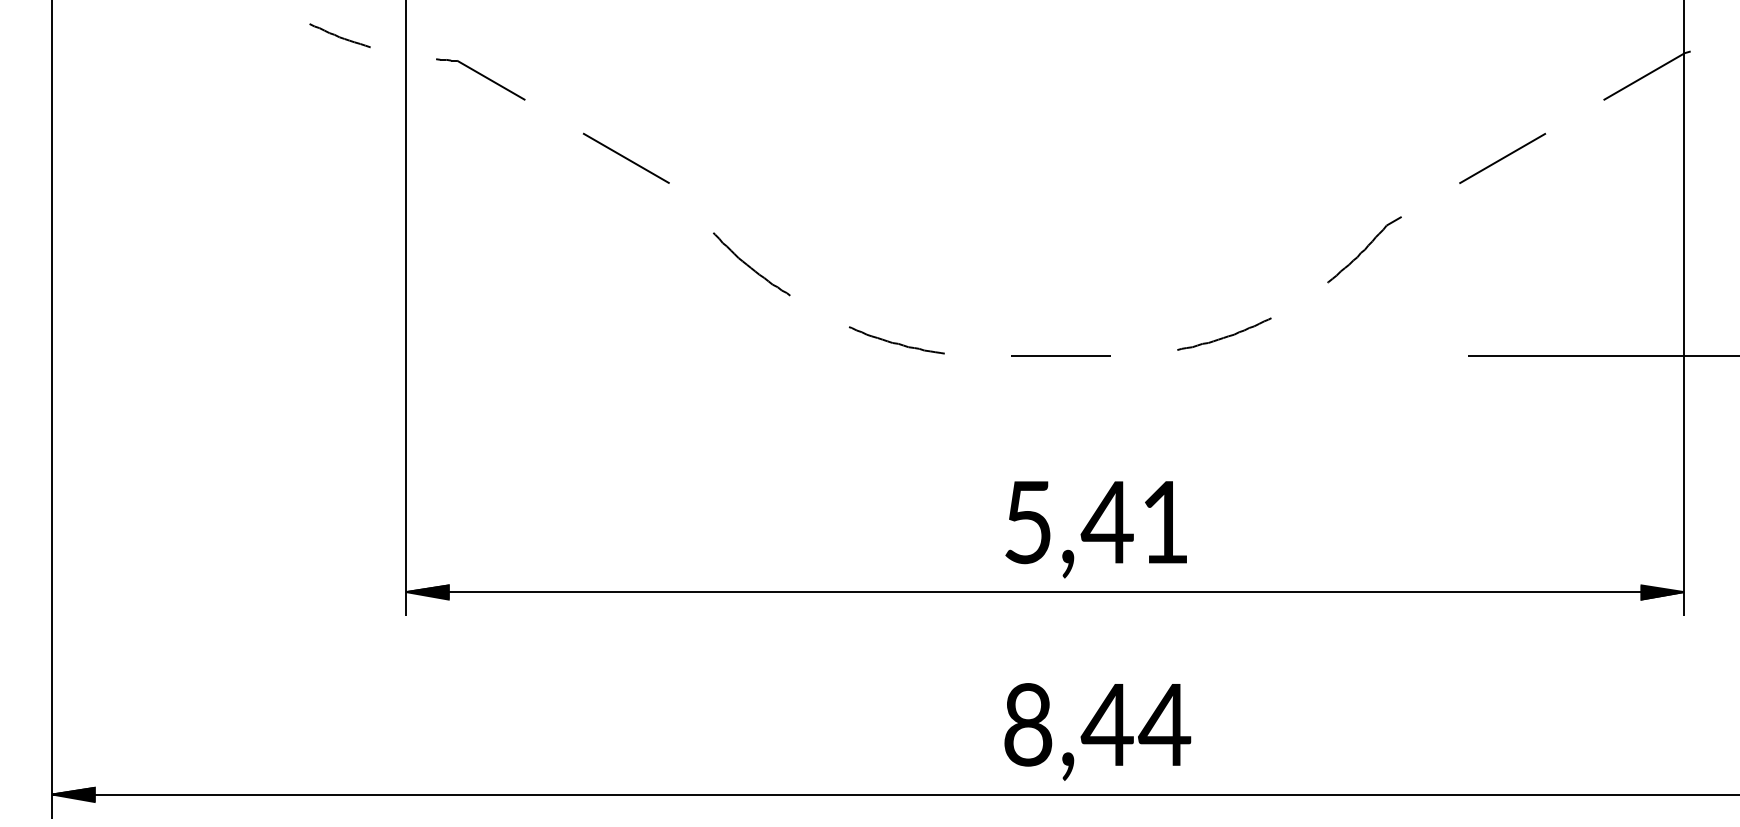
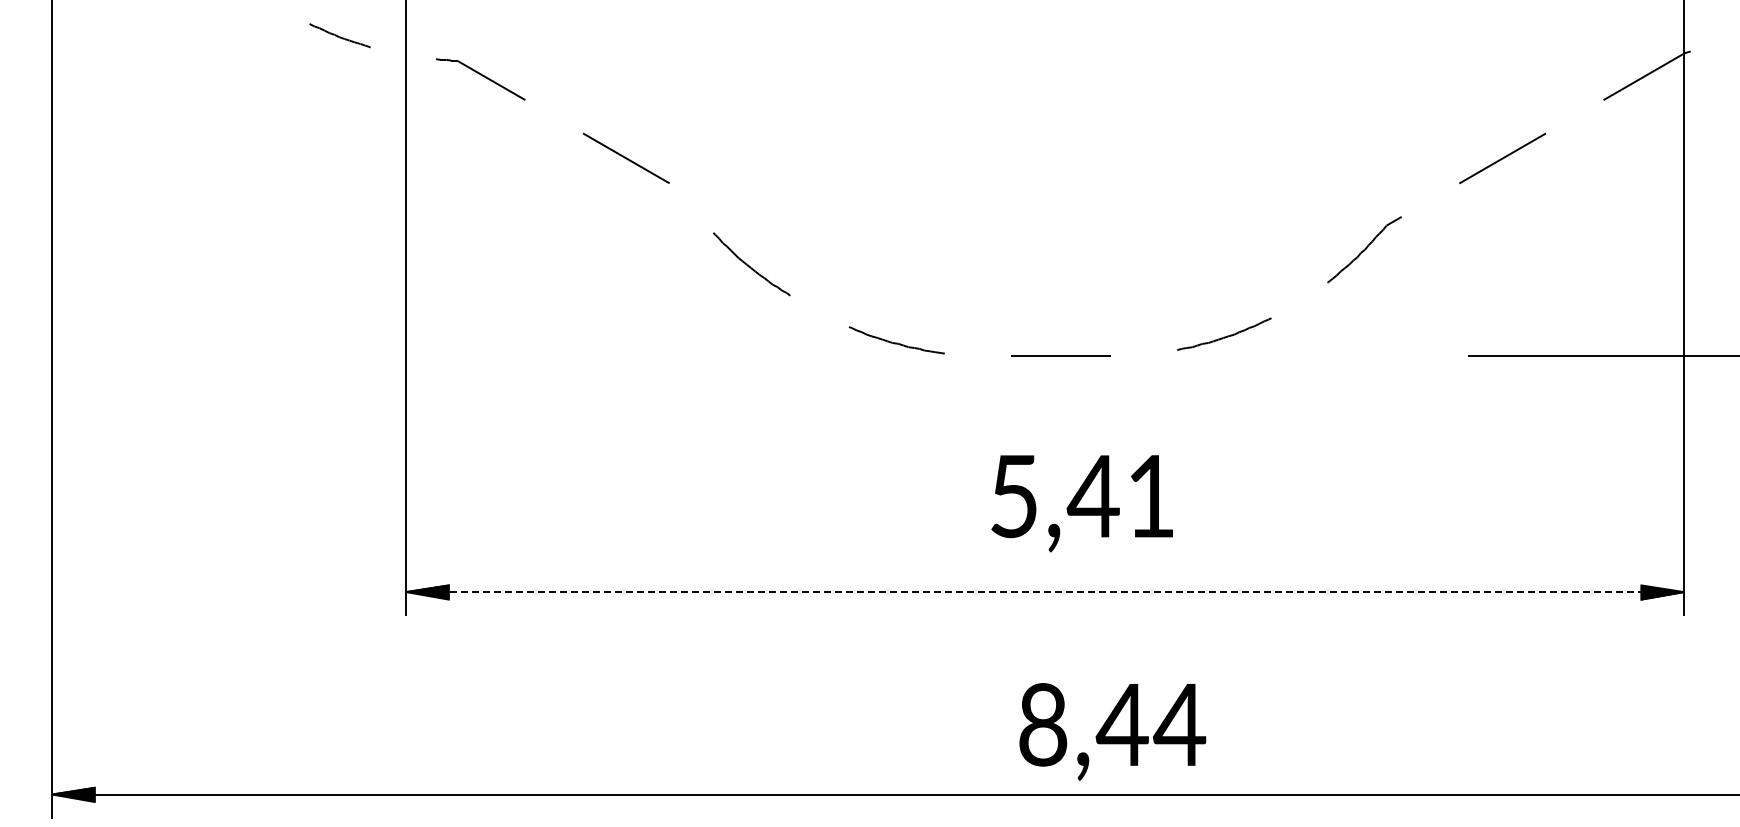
text position: (1095, 529) -> (1081, 503) (1081, 503)
line: solid -> dashed (1045, 592)
text position: (1097, 731) -> (1112, 731) (1112, 731)
